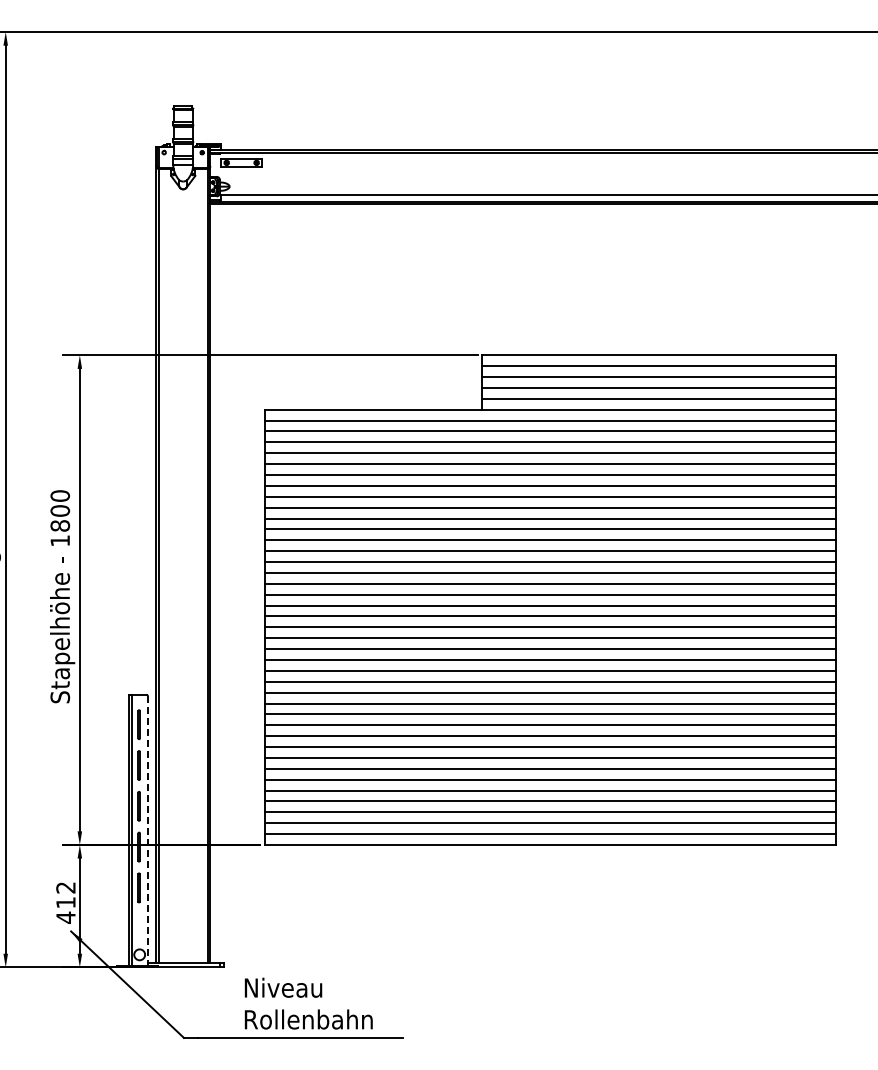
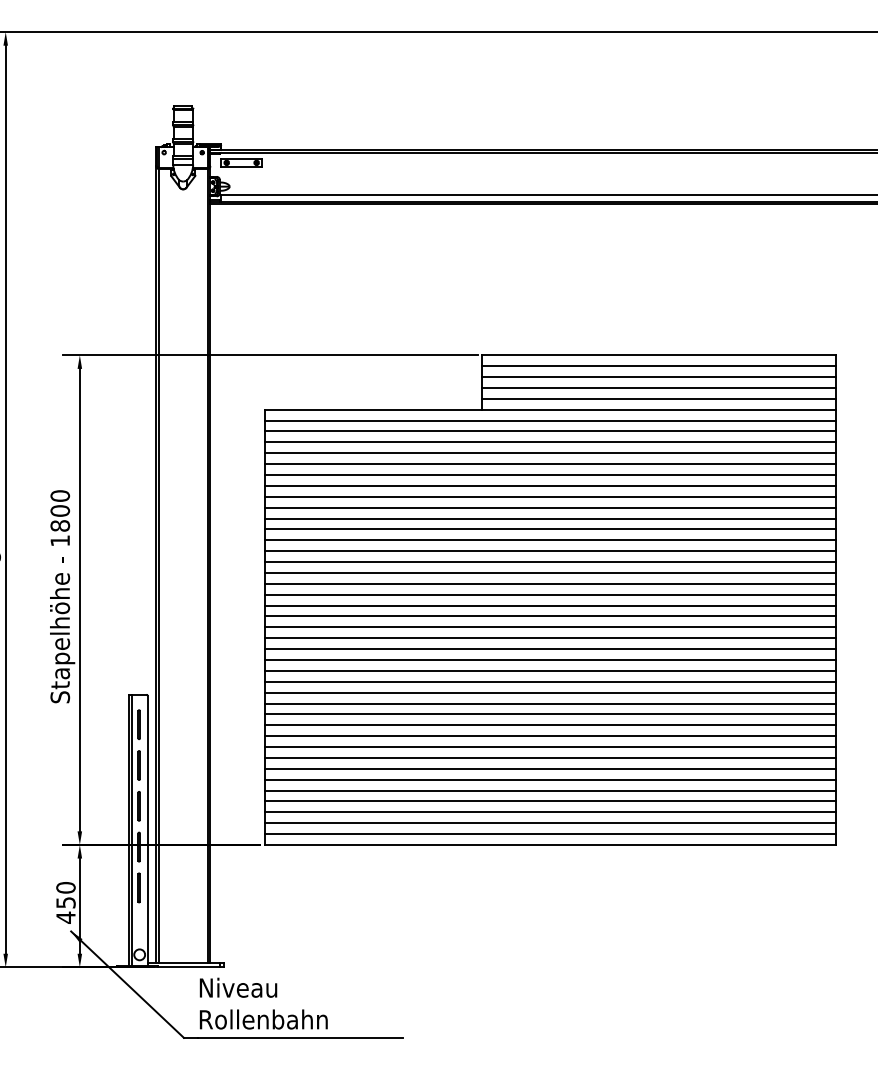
line: dashed -> solid (147, 830)
text: 412 -> 450 (65, 895)
text position: (308, 1003) -> (263, 1003) (263, 1003)
